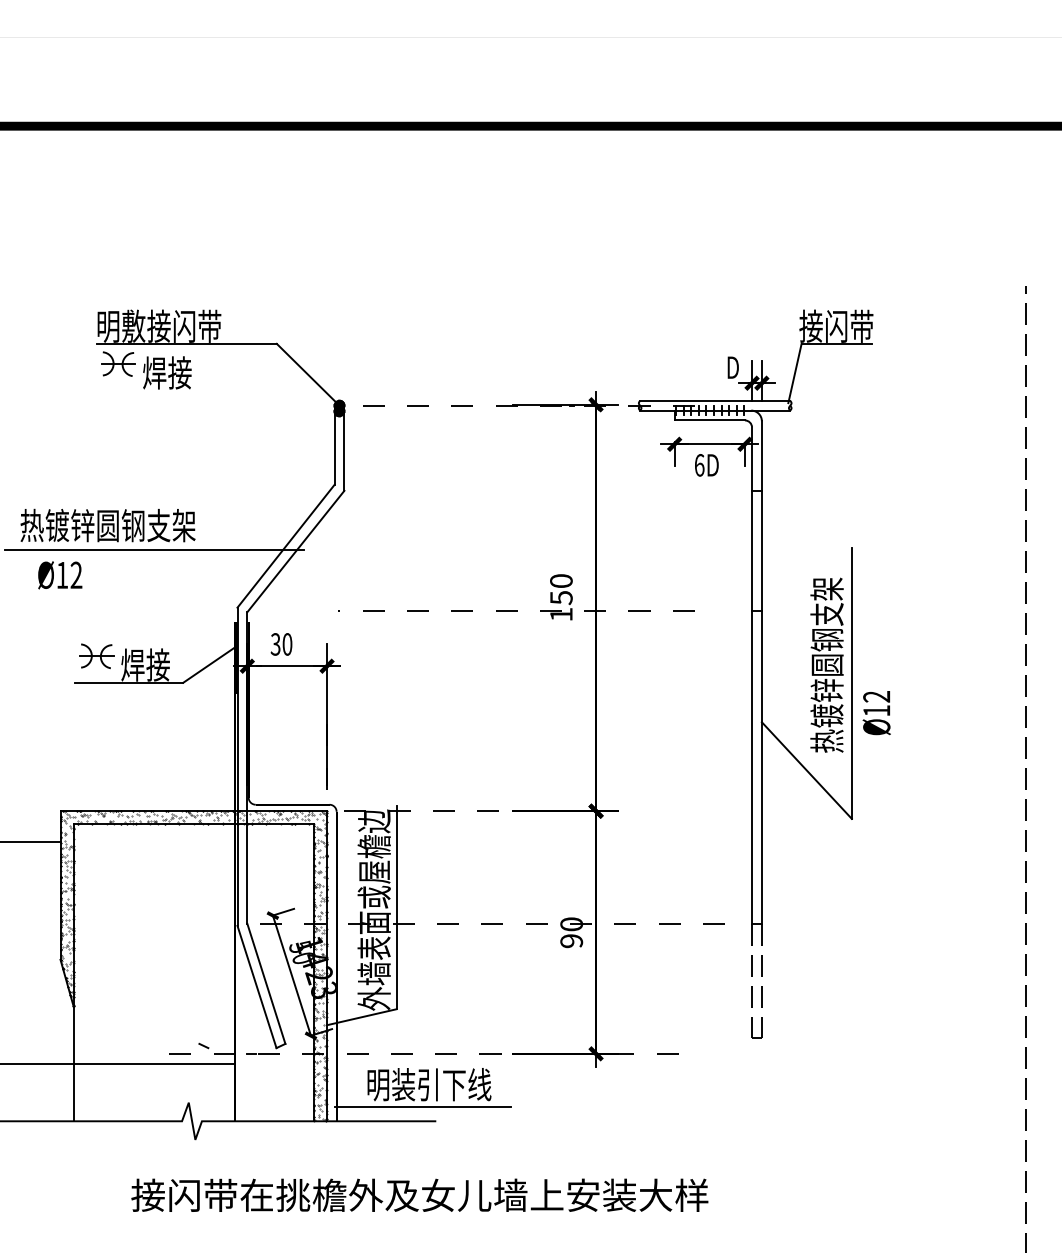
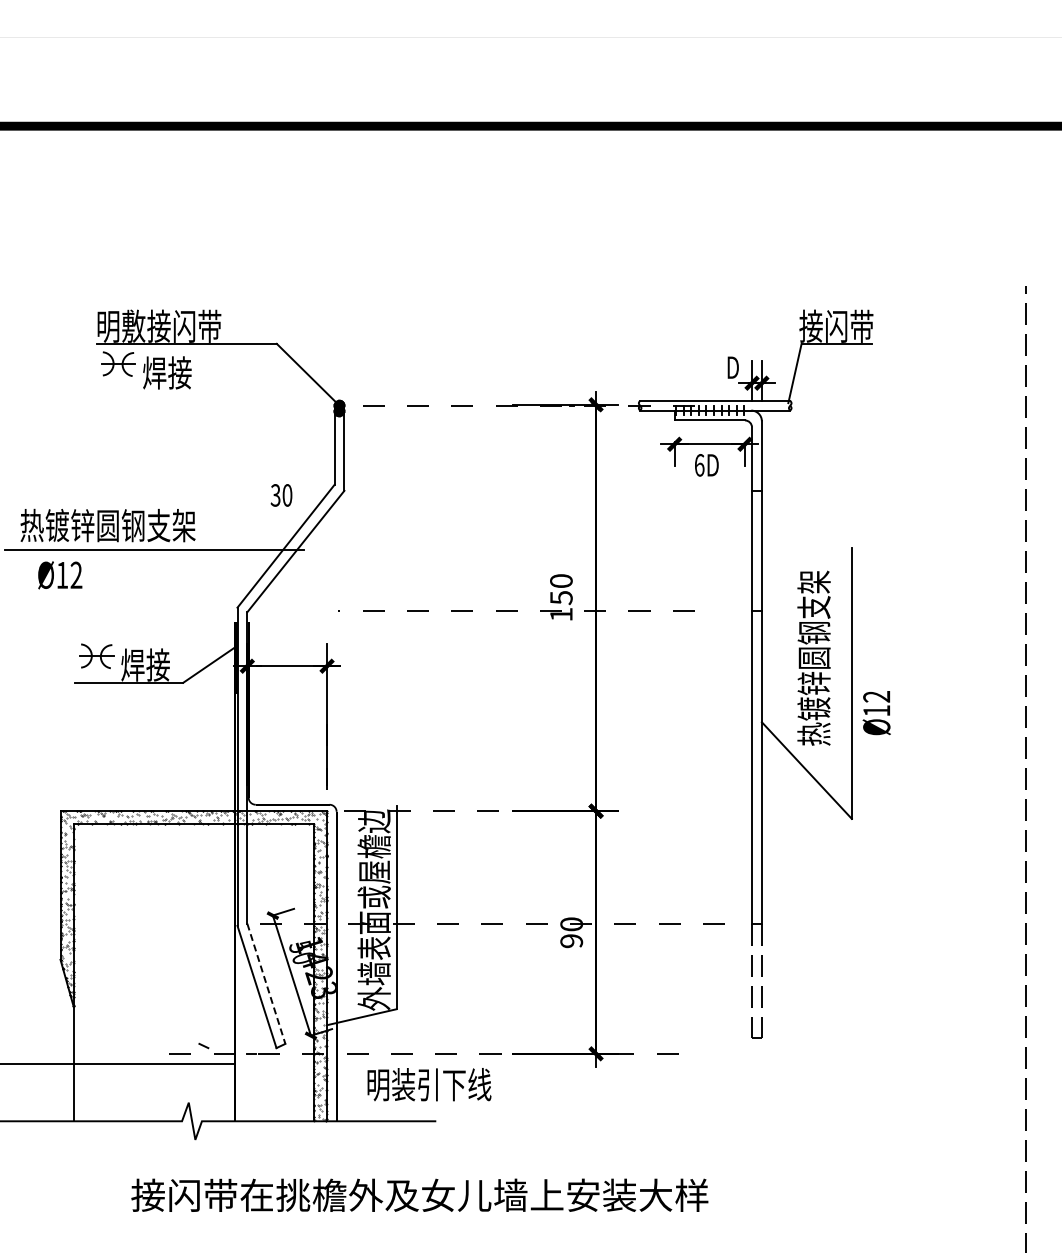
text position: (281, 644) -> (281, 495) (281, 495)
text position: (826, 664) -> (813, 657) (813, 657)
line: present -> none (31, 842)
line: solid -> dashed (266, 984)
line: present -> none (422, 1106)
